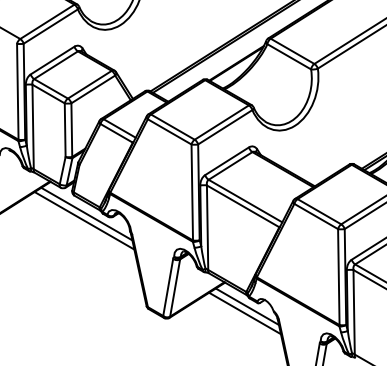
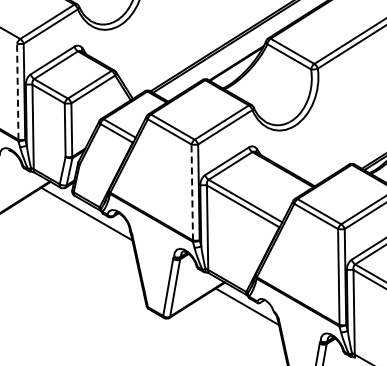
line: solid -> dashed (17, 91)
line: solid -> dashed (192, 192)
line: present -> none (84, 220)
line: present -> none (244, 313)
